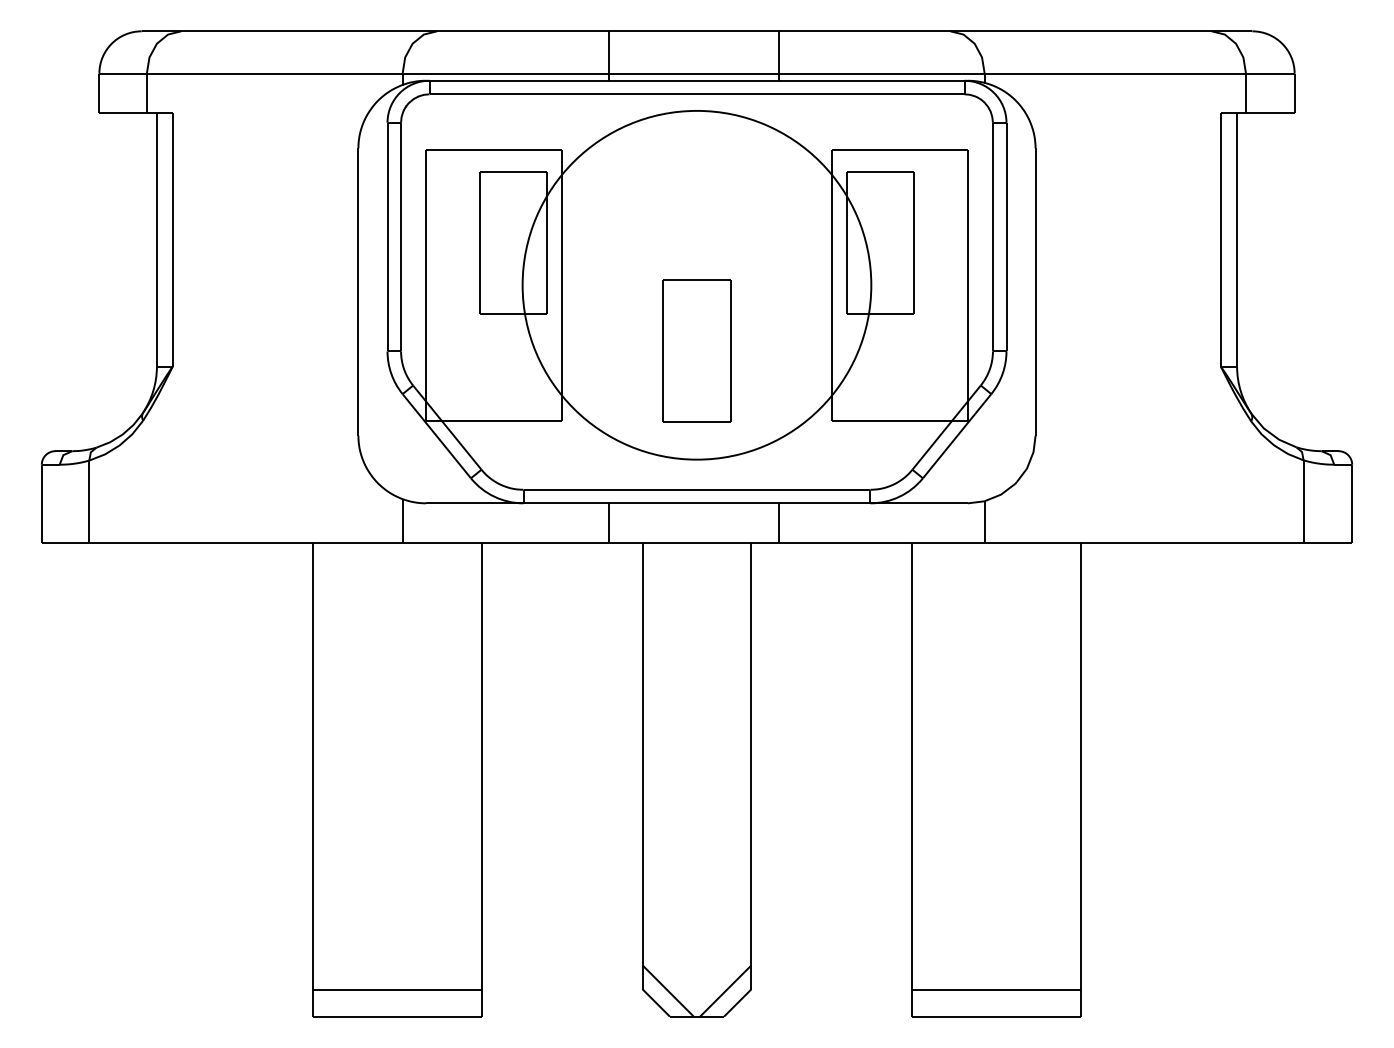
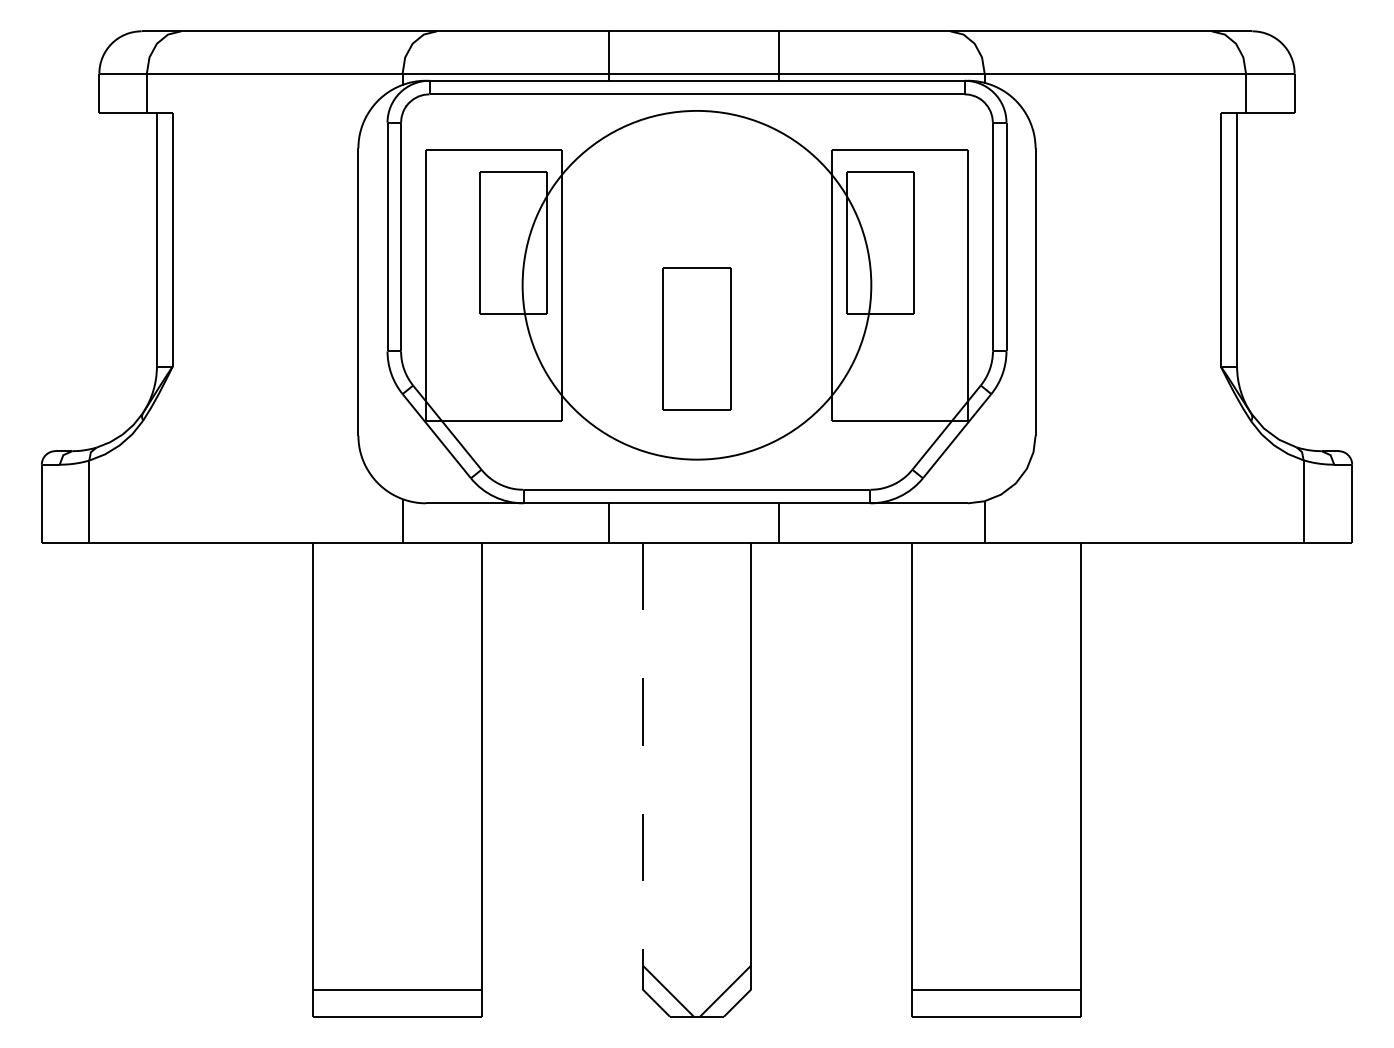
part position: (696, 350) -> (696, 338) (696, 338)
line: solid -> dashed (642, 754)
